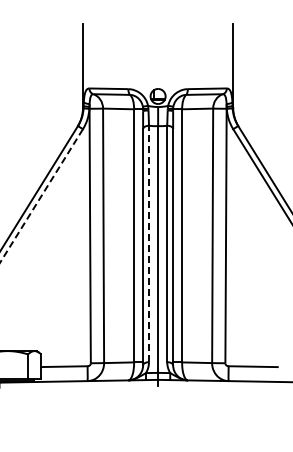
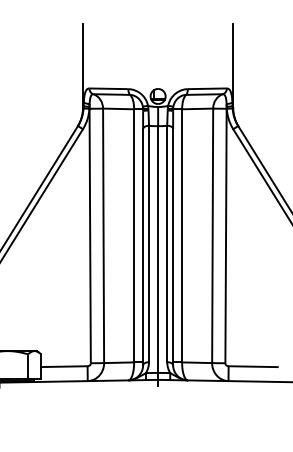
line: dashed -> solid (41, 195)
line: dashed -> solid (149, 243)
